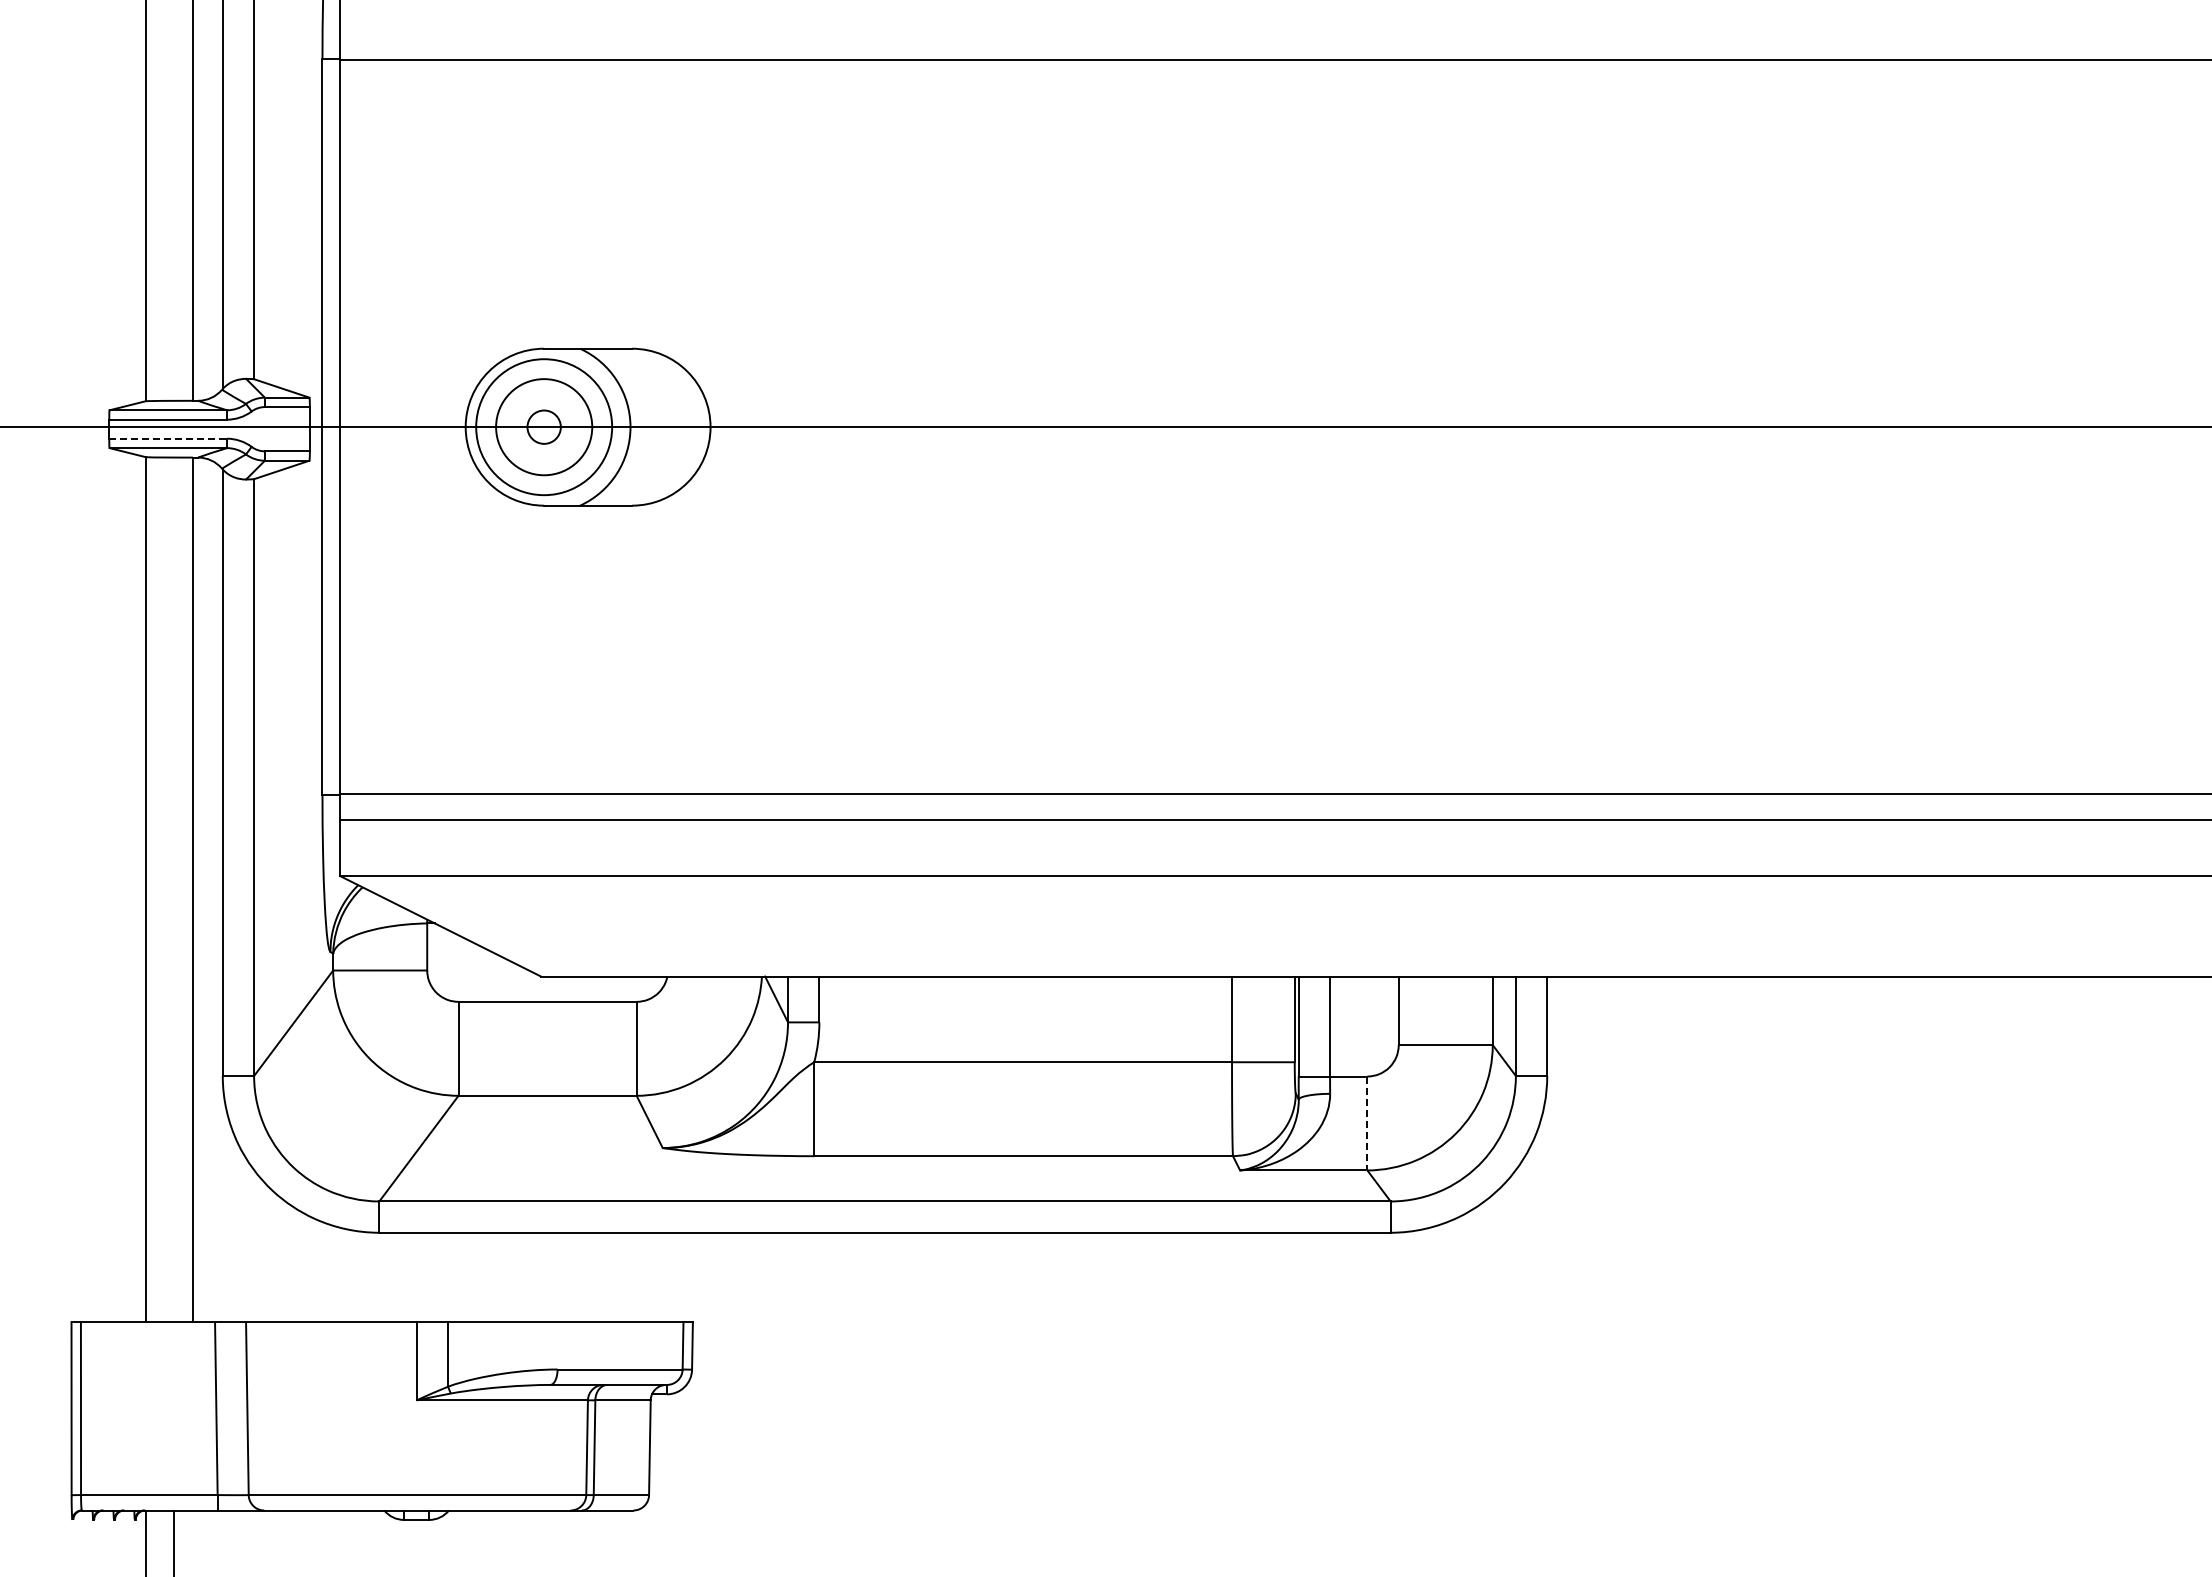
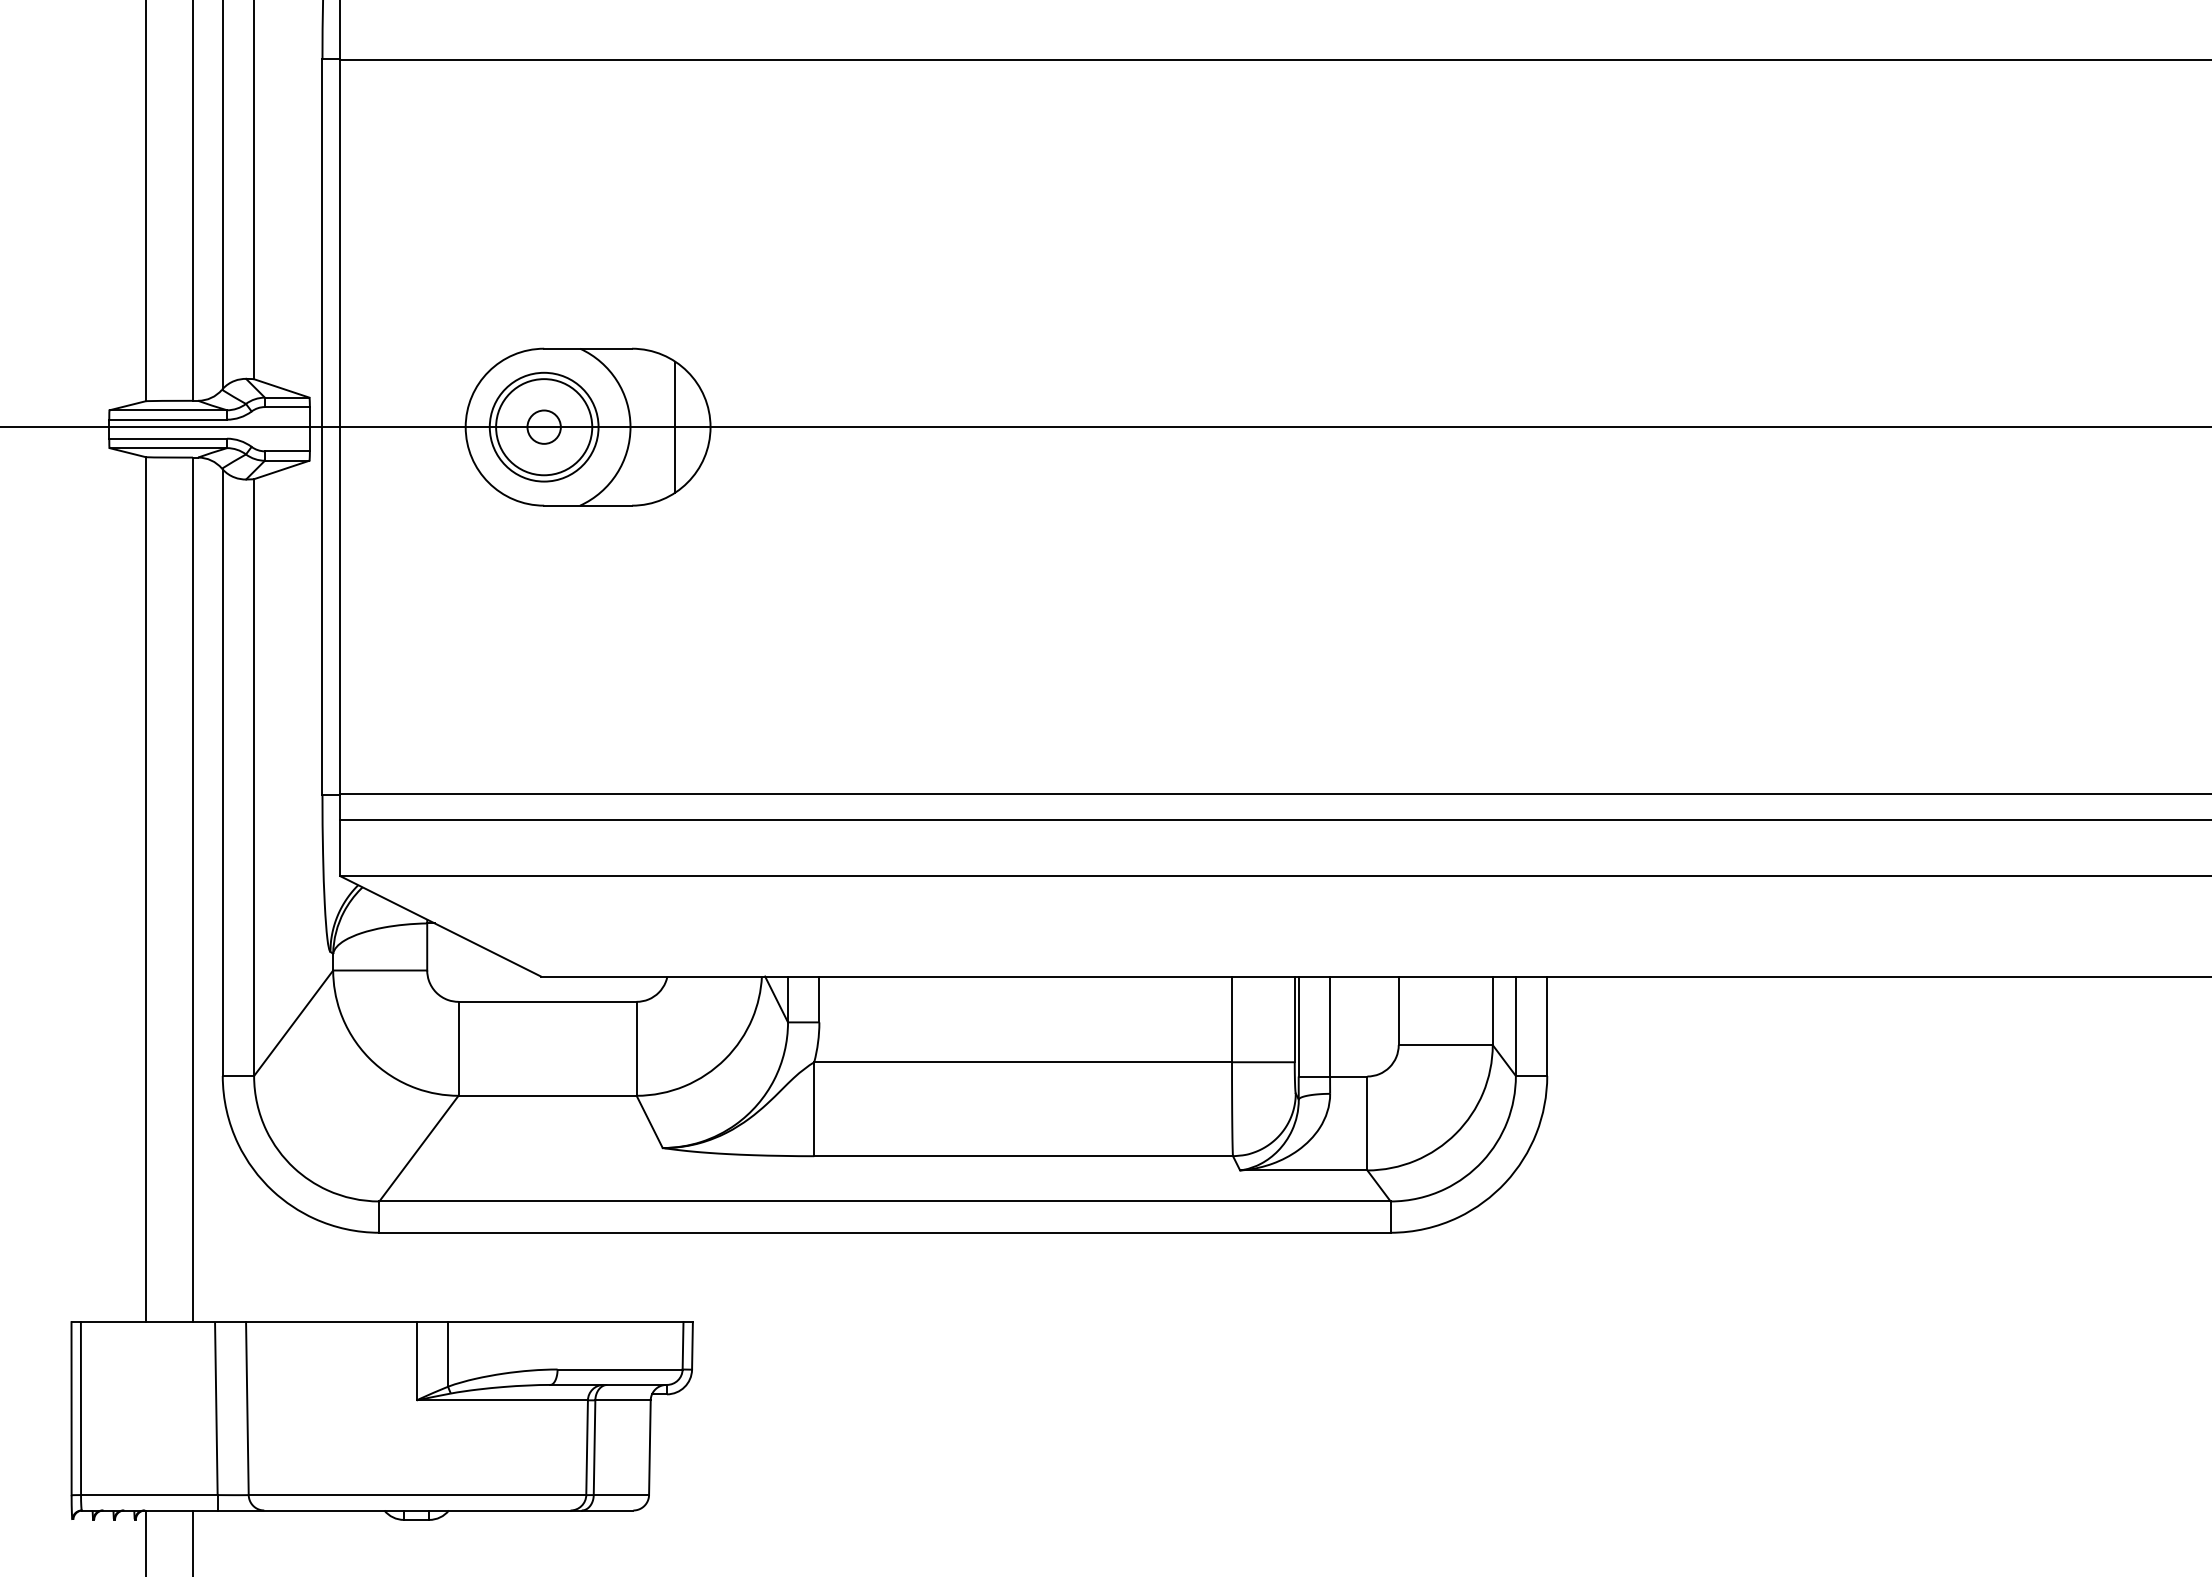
line: none -> present (675, 426)
circle diameter: 136 px -> 109 px (543, 426)
line: dashed -> solid (168, 438)
line: dashed -> solid (1367, 1123)
line position: (173, 1541) -> (192, 1541) (192, 1541)
